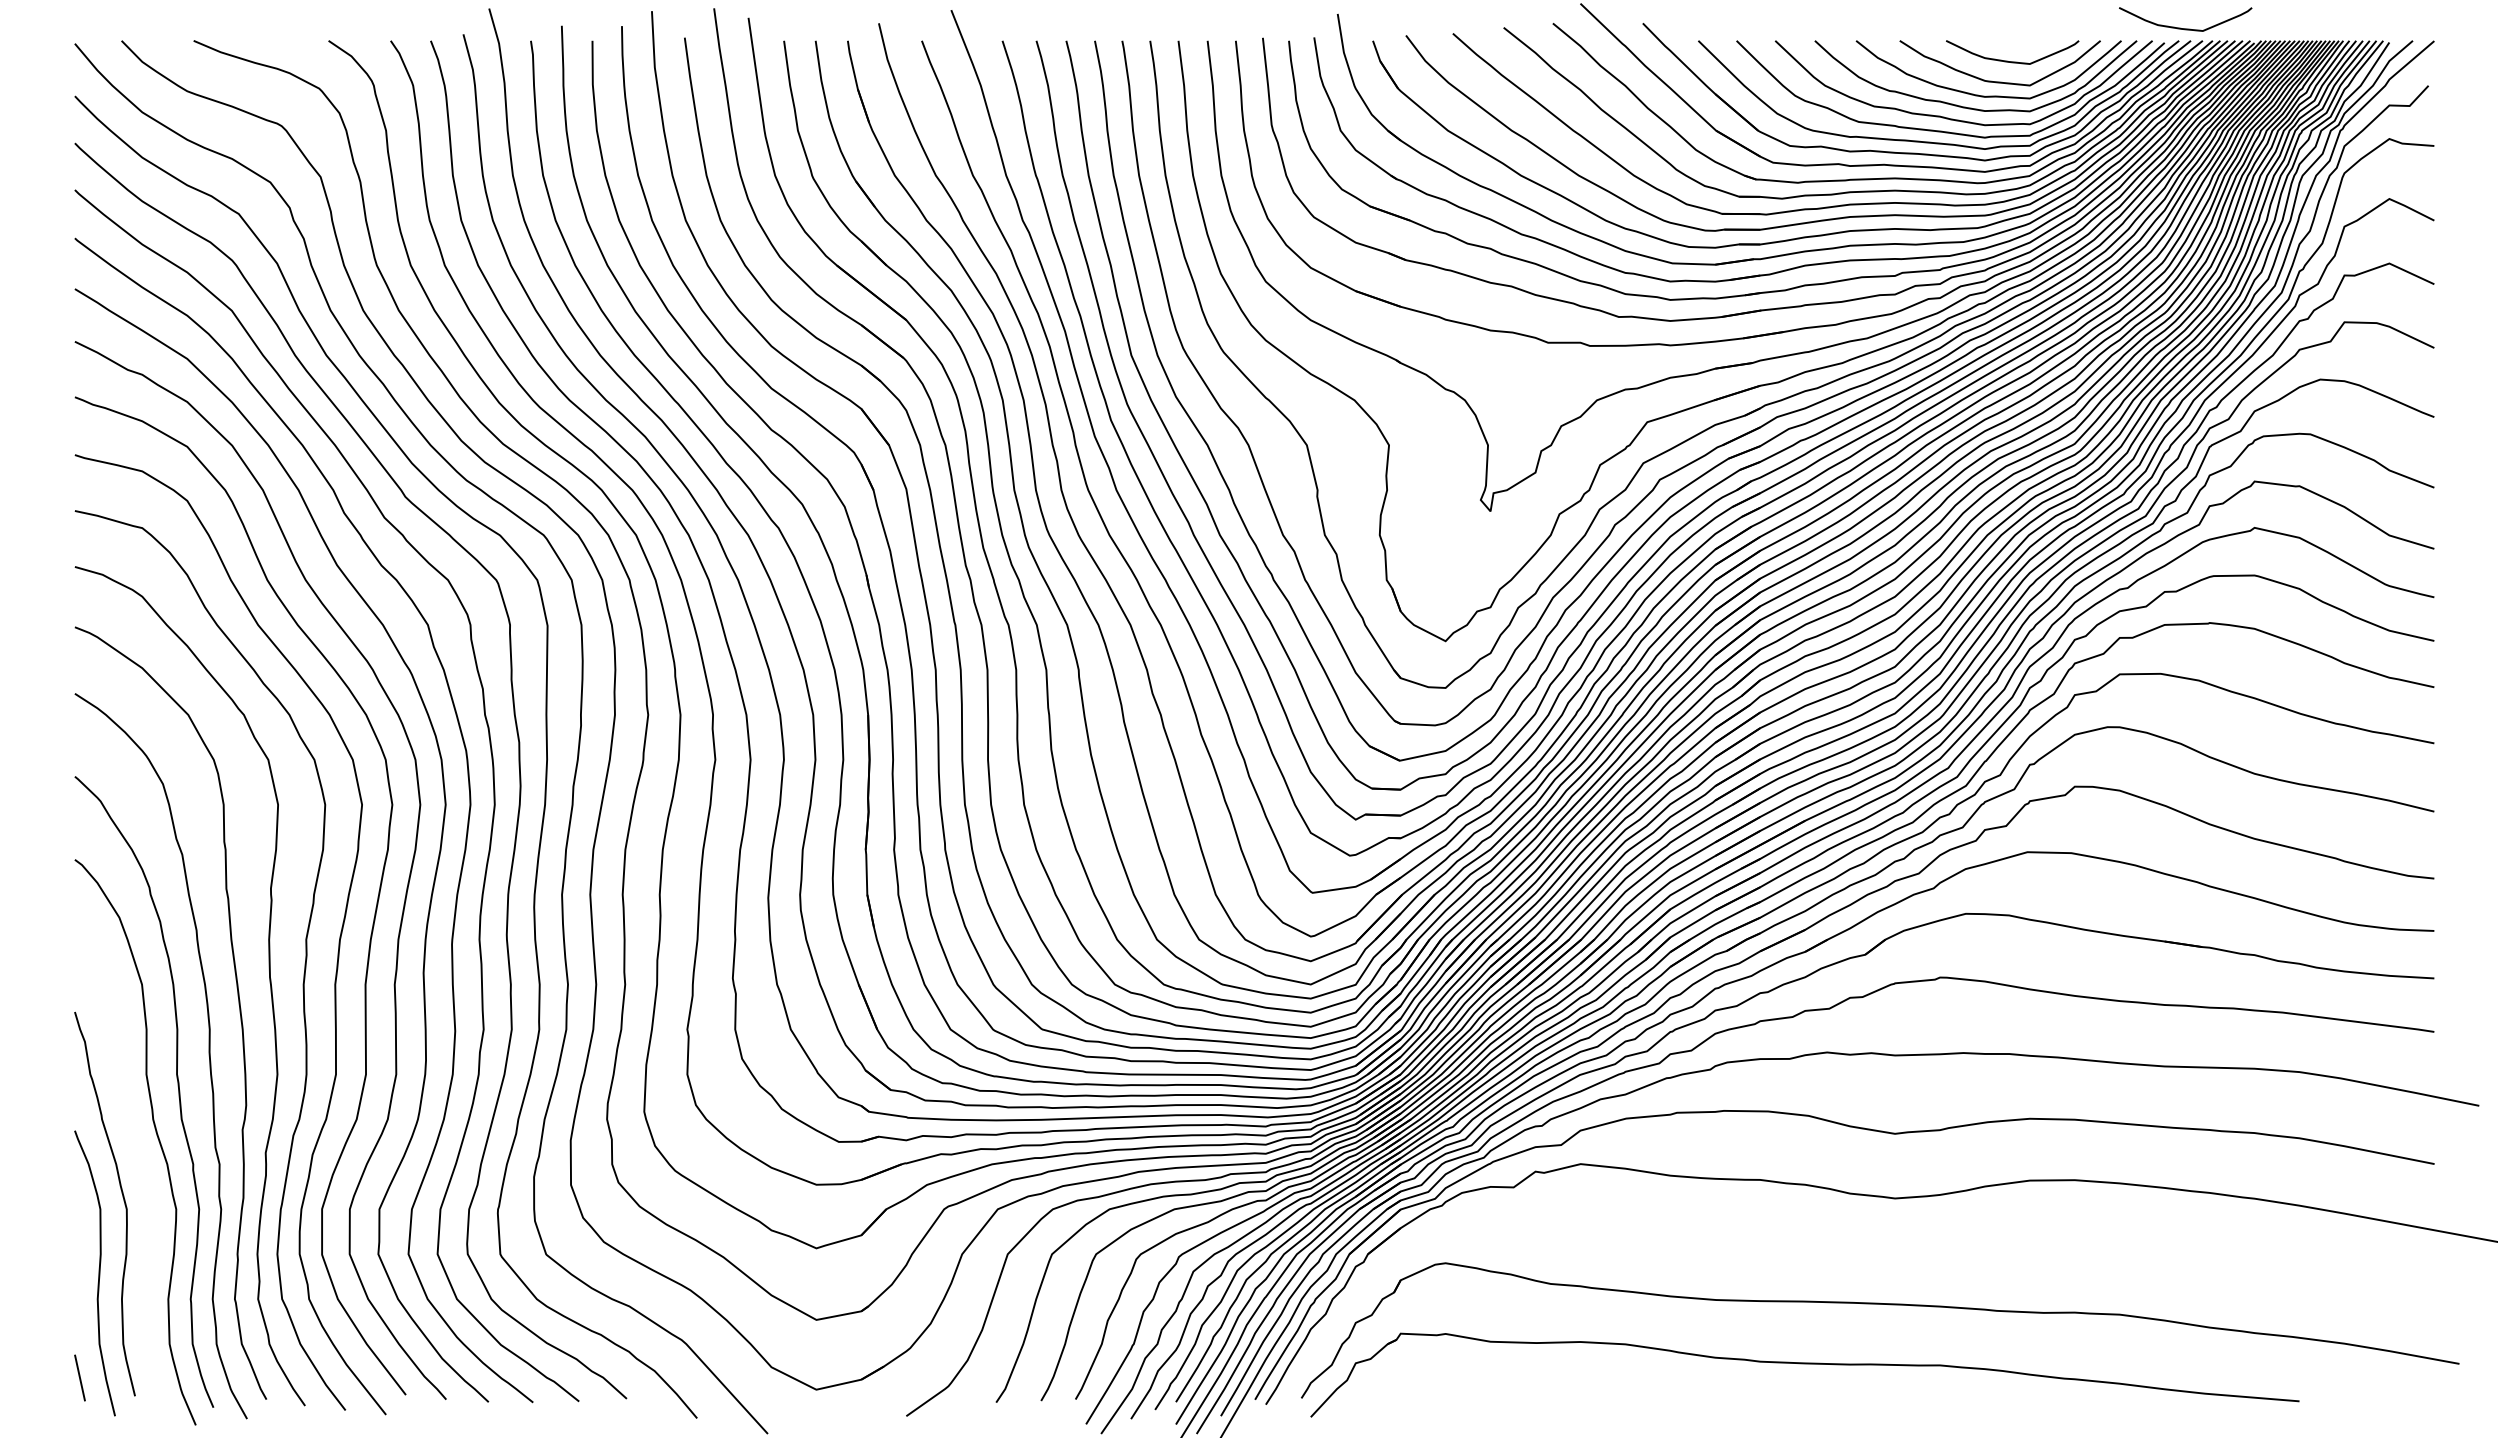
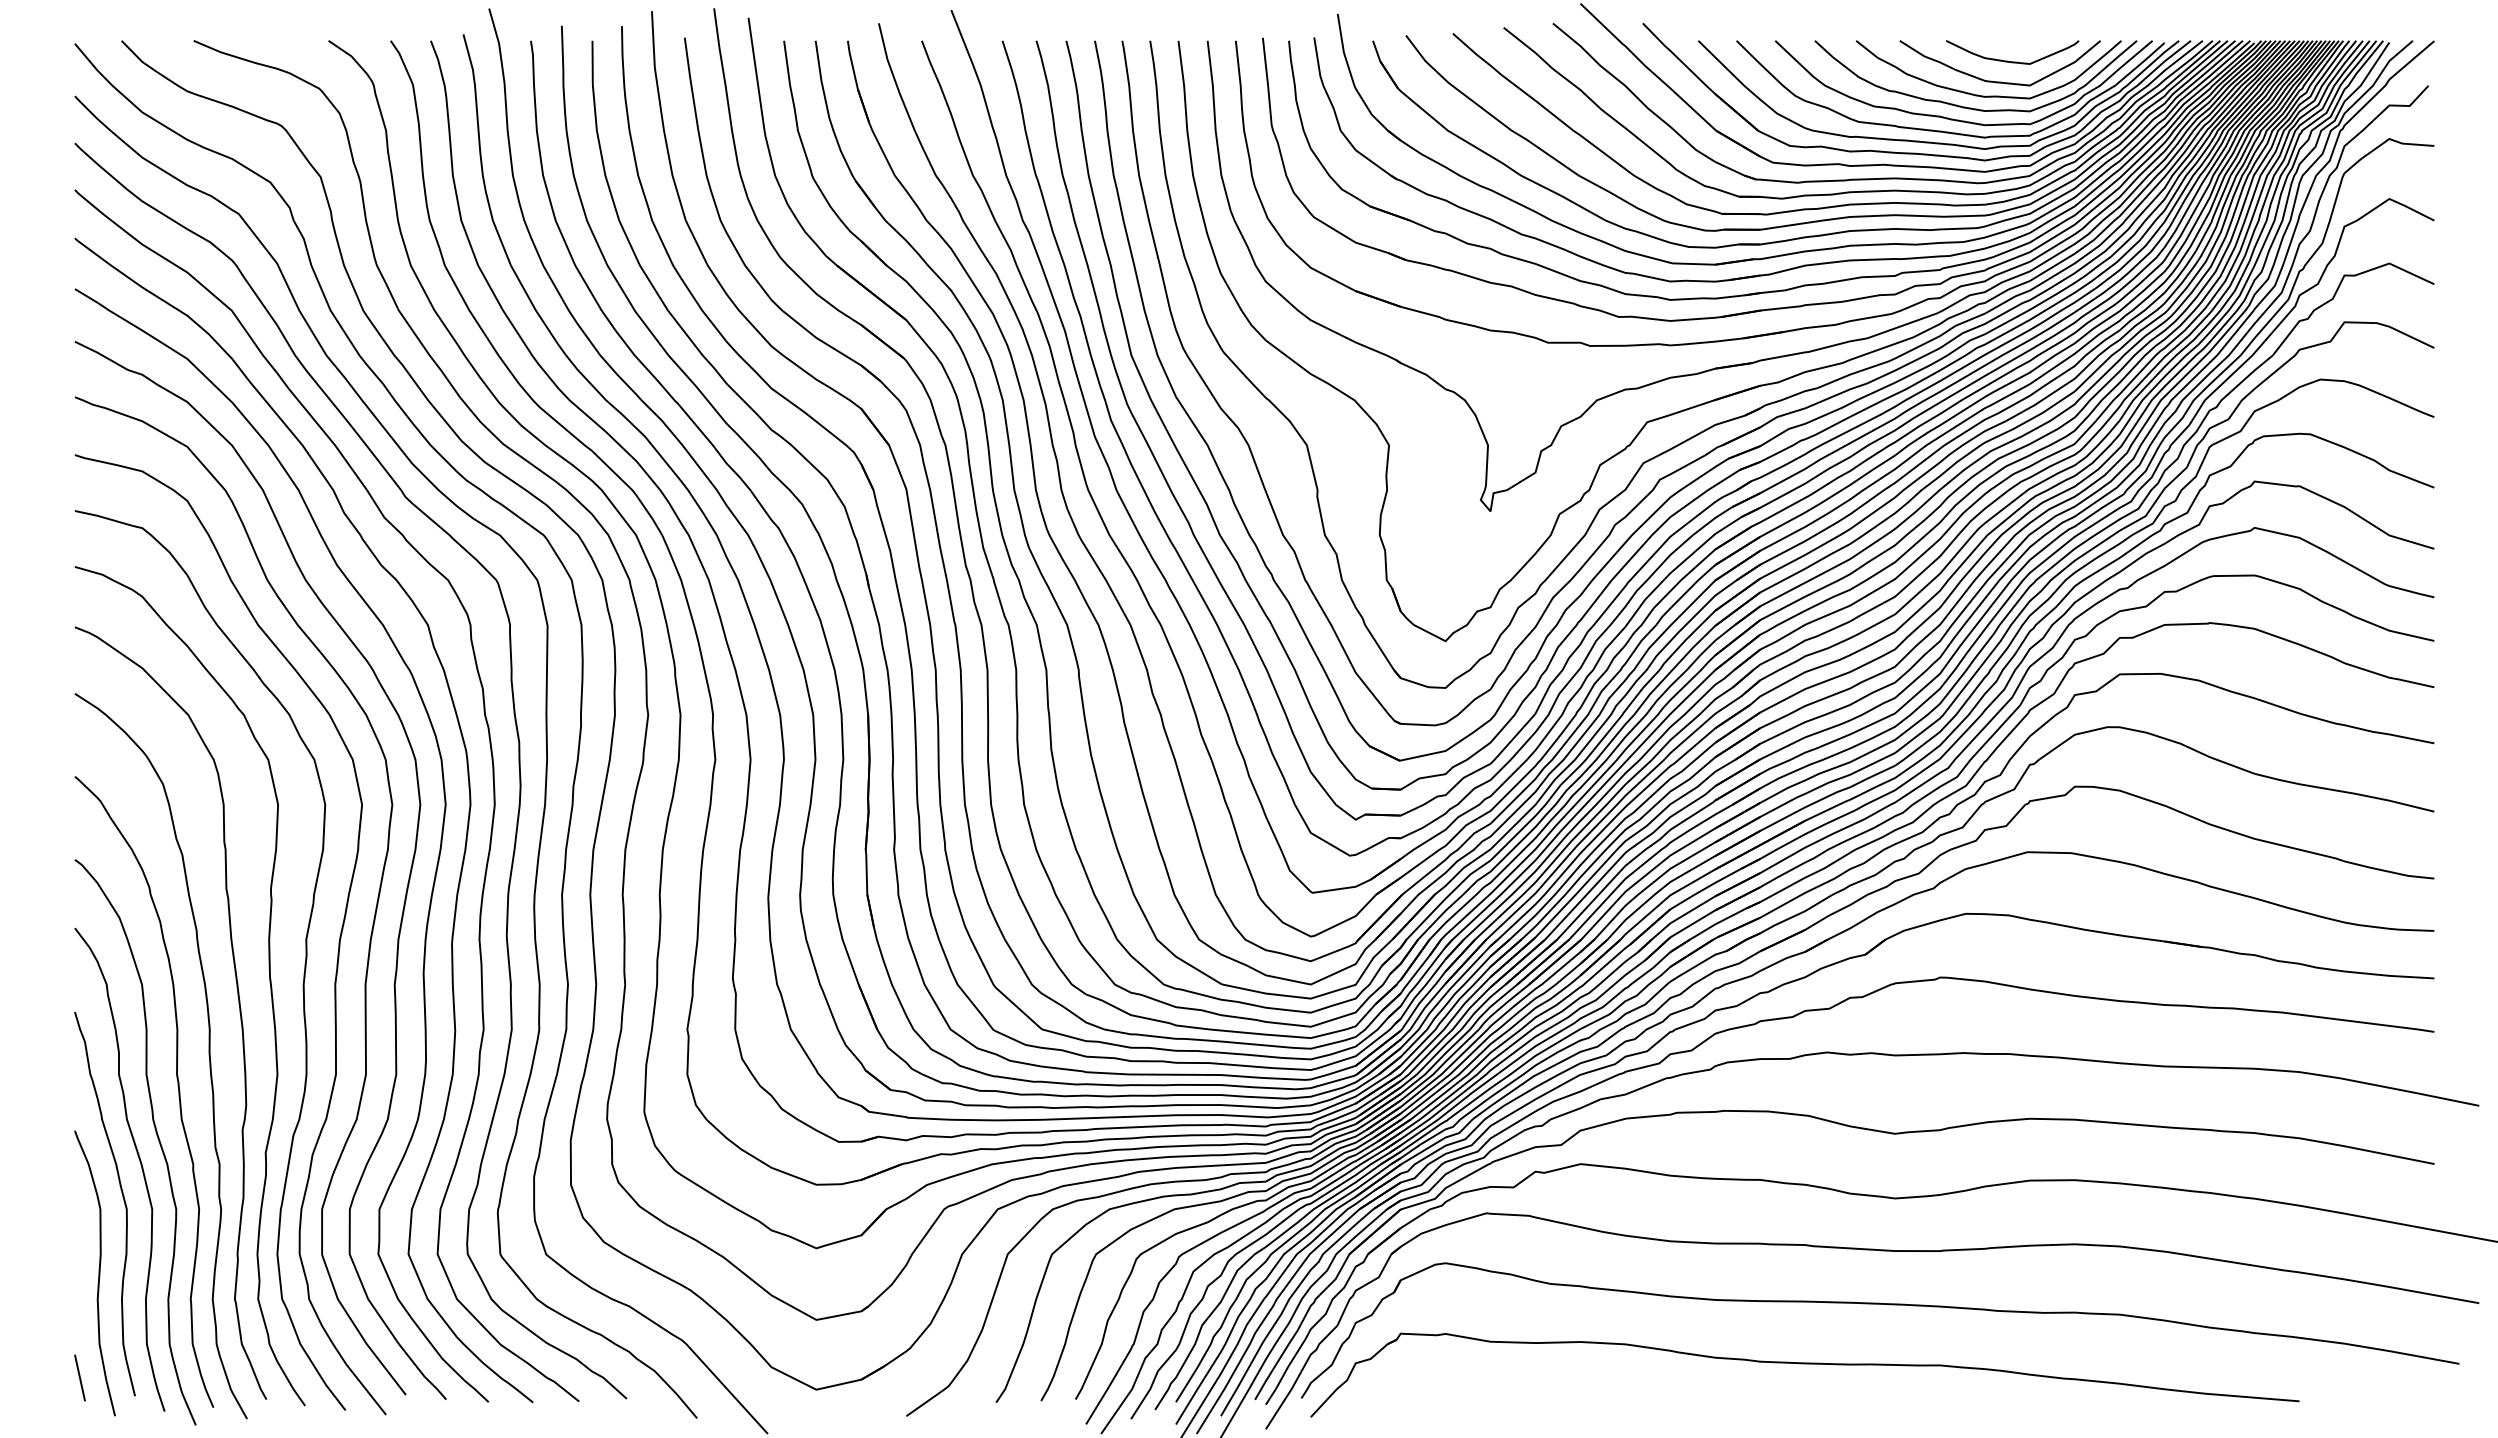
curve: present -> none (2185, 28)
curve: none -> present (140, 1165)
part: none -> present (1880, 1251)
